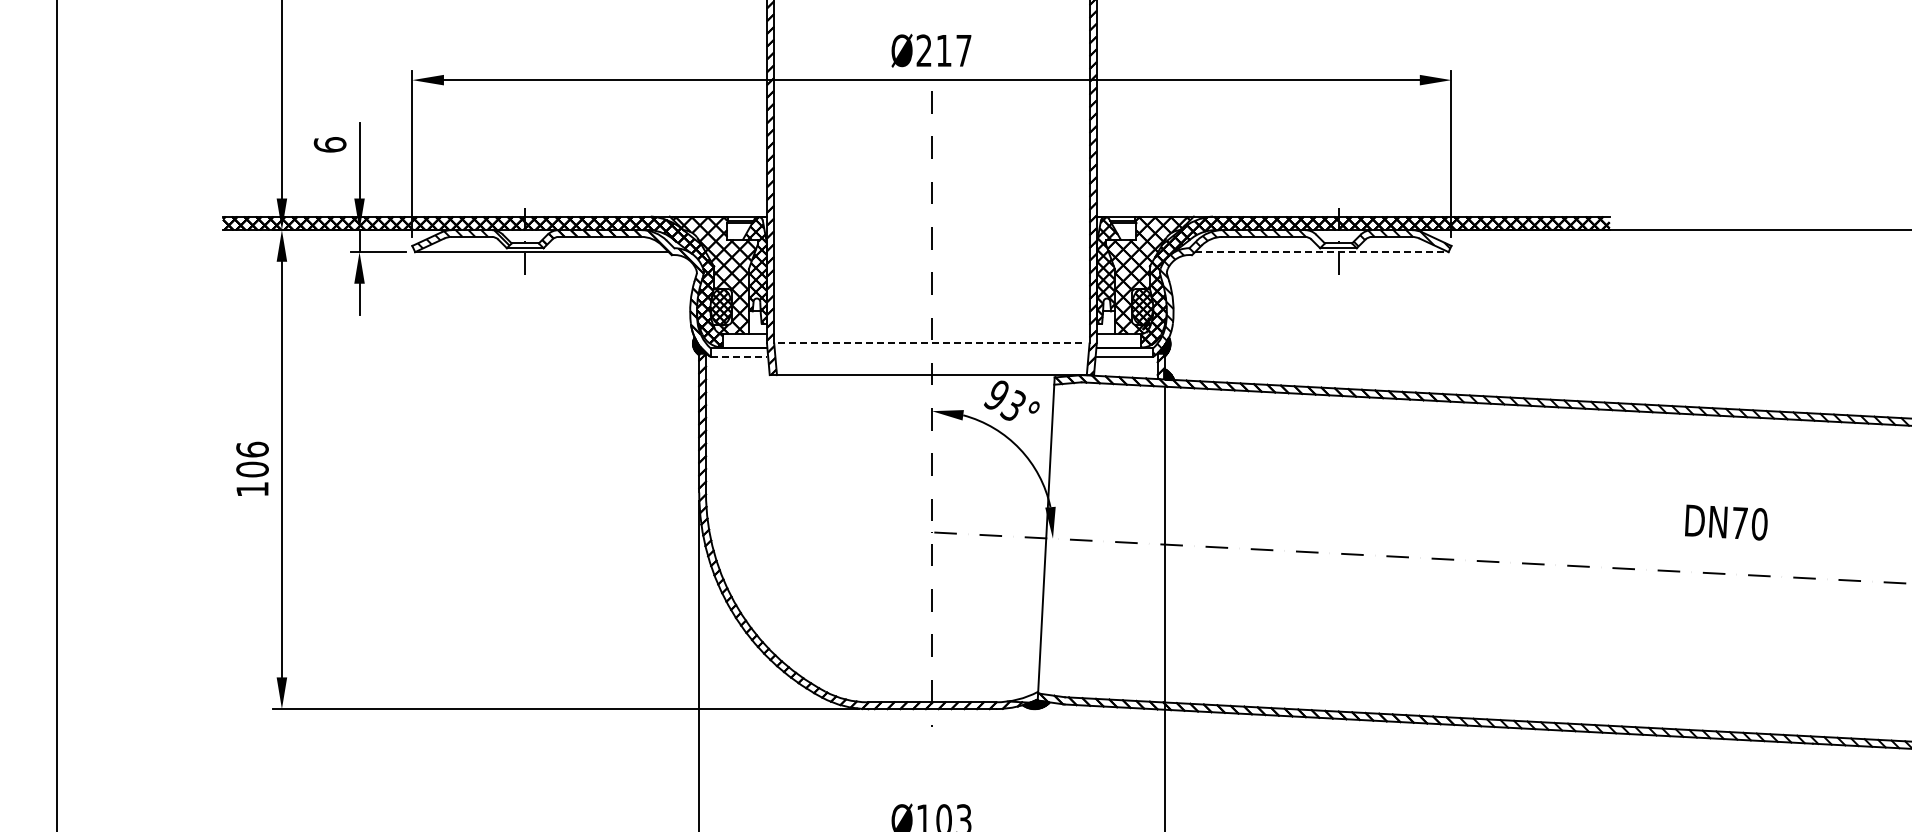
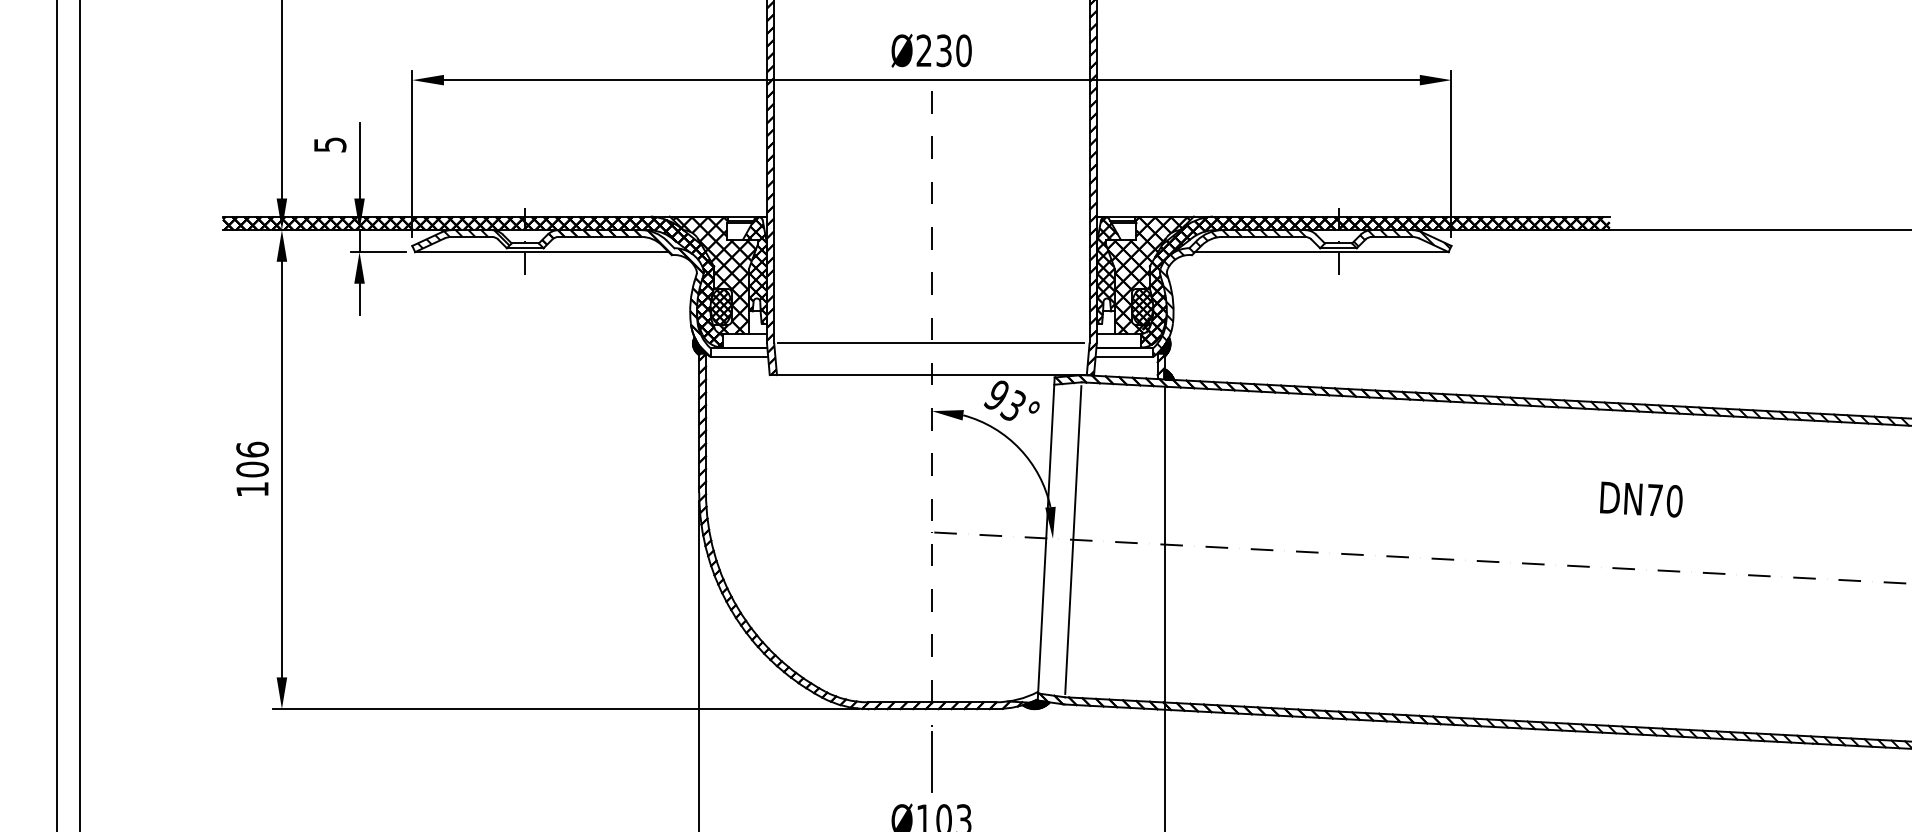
text: Ø217 -> Ø230 (953, 50)
text: 6 -> 5 (329, 144)
line: dashed -> solid (1321, 252)
line: dashed -> solid (930, 343)
line: dashed -> solid (739, 356)
line: none -> present (79, 415)
text position: (1726, 522) -> (1641, 499) (1641, 499)
line: none -> present (1073, 539)
line: none -> present (931, 761)
